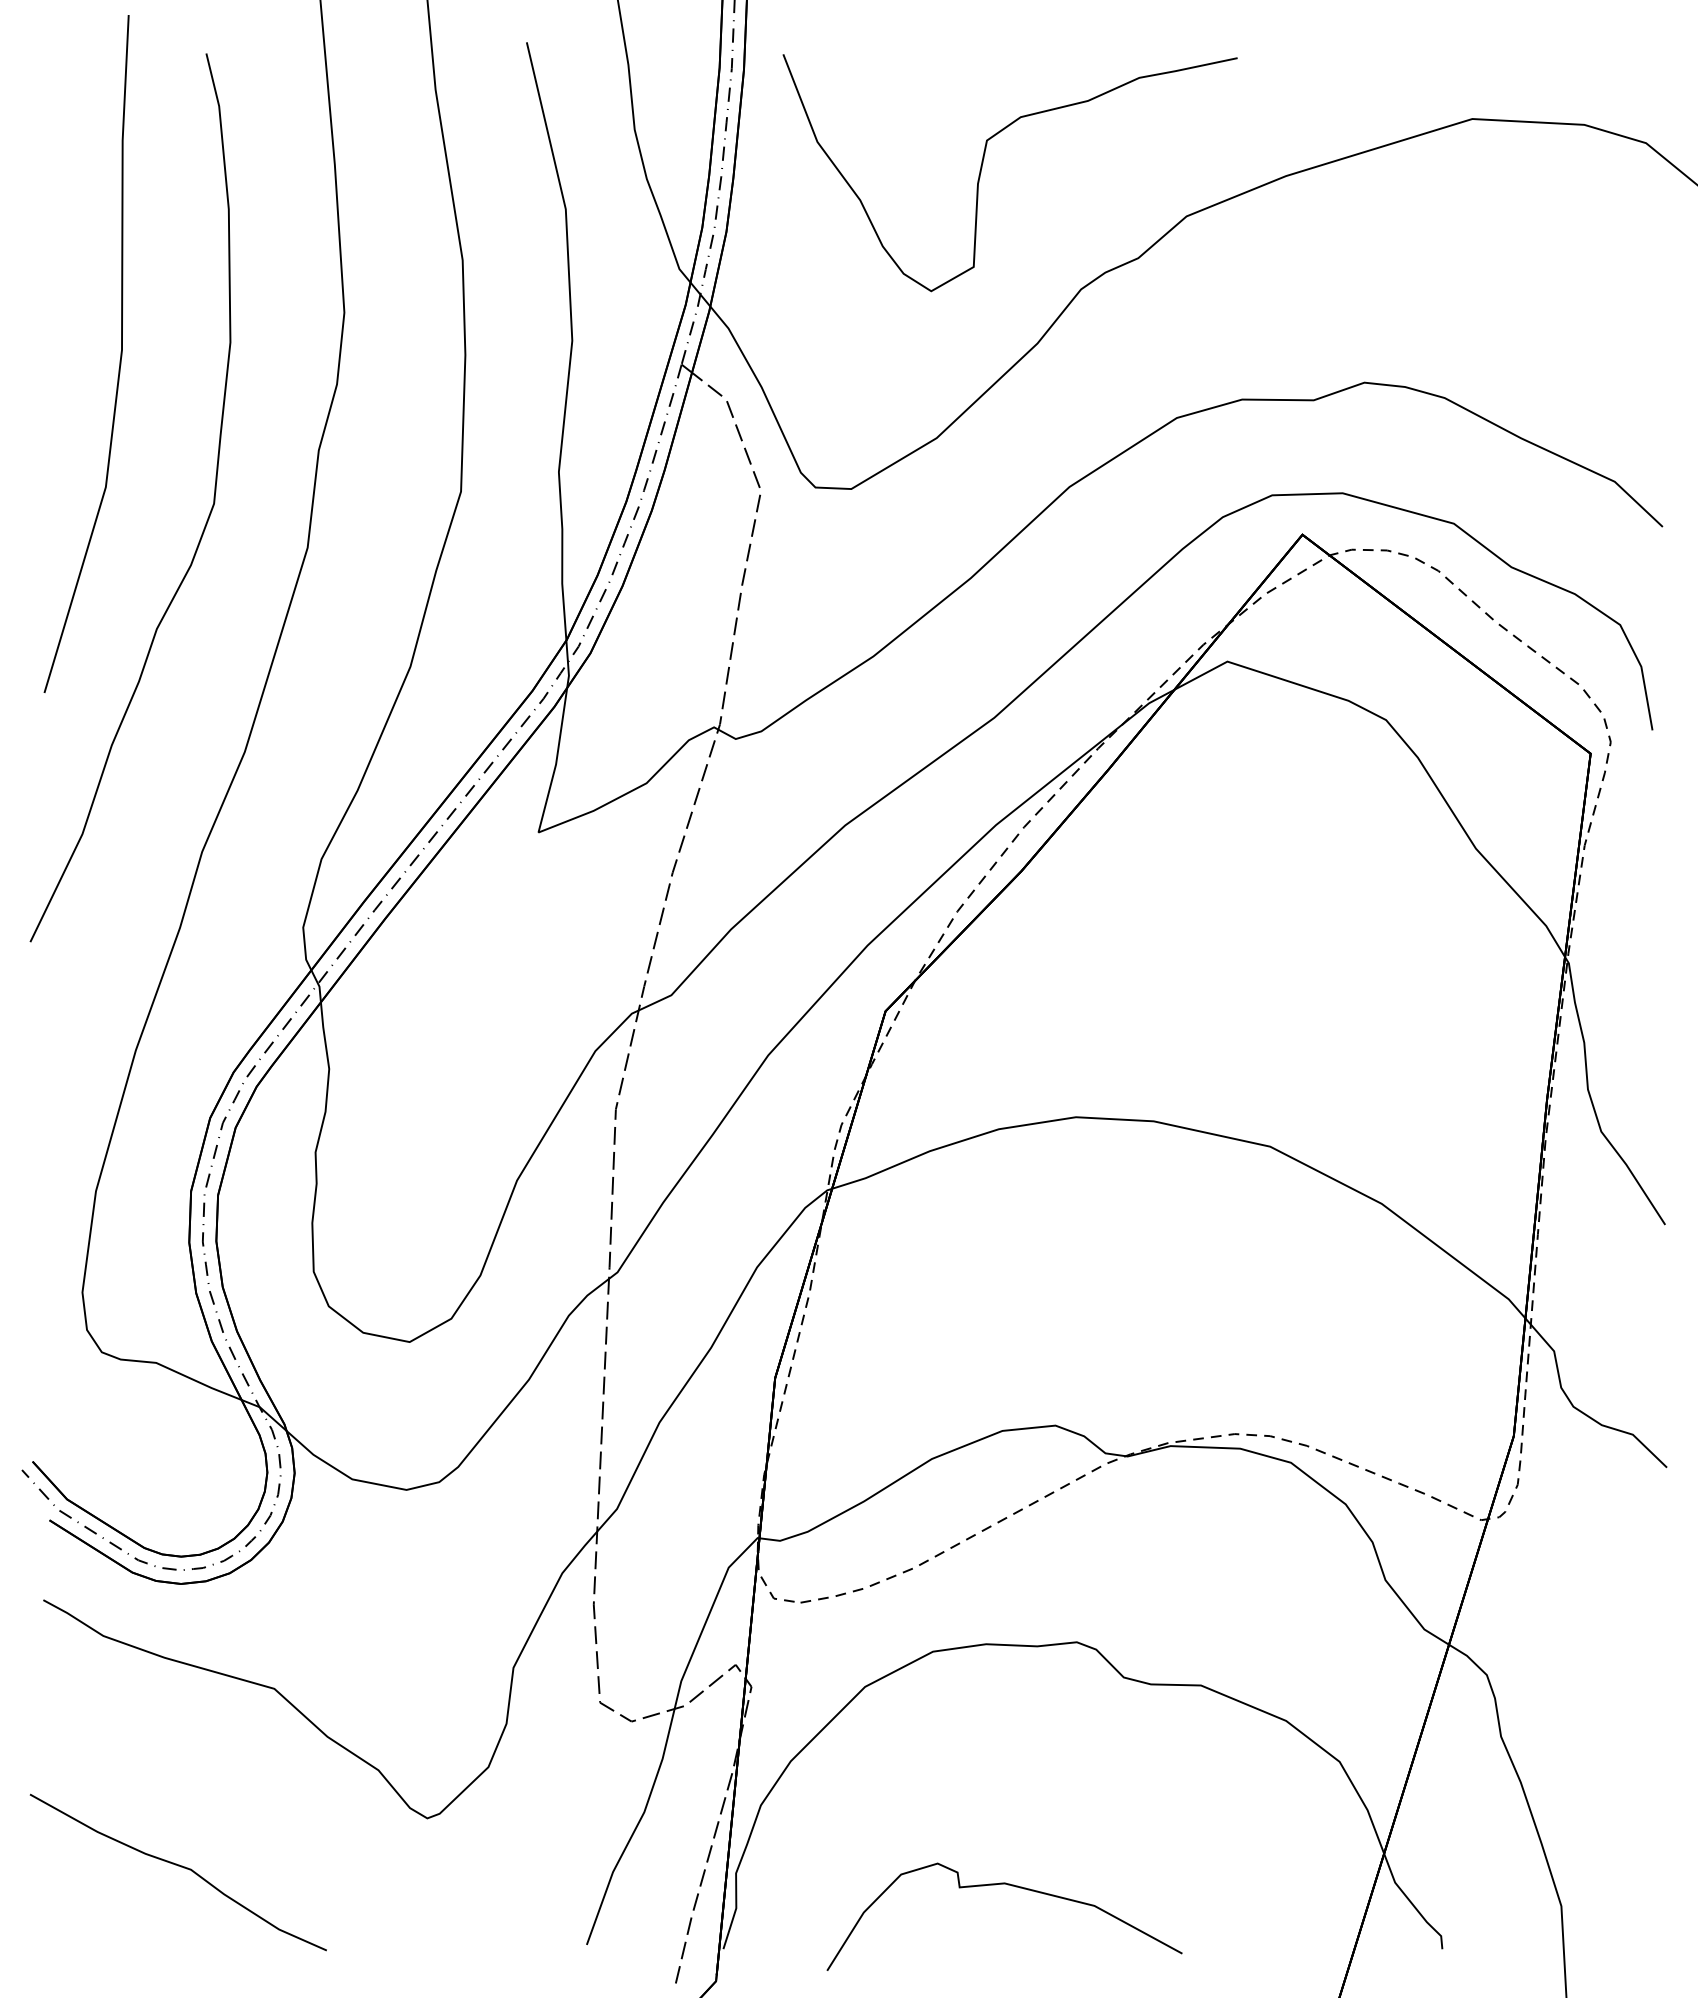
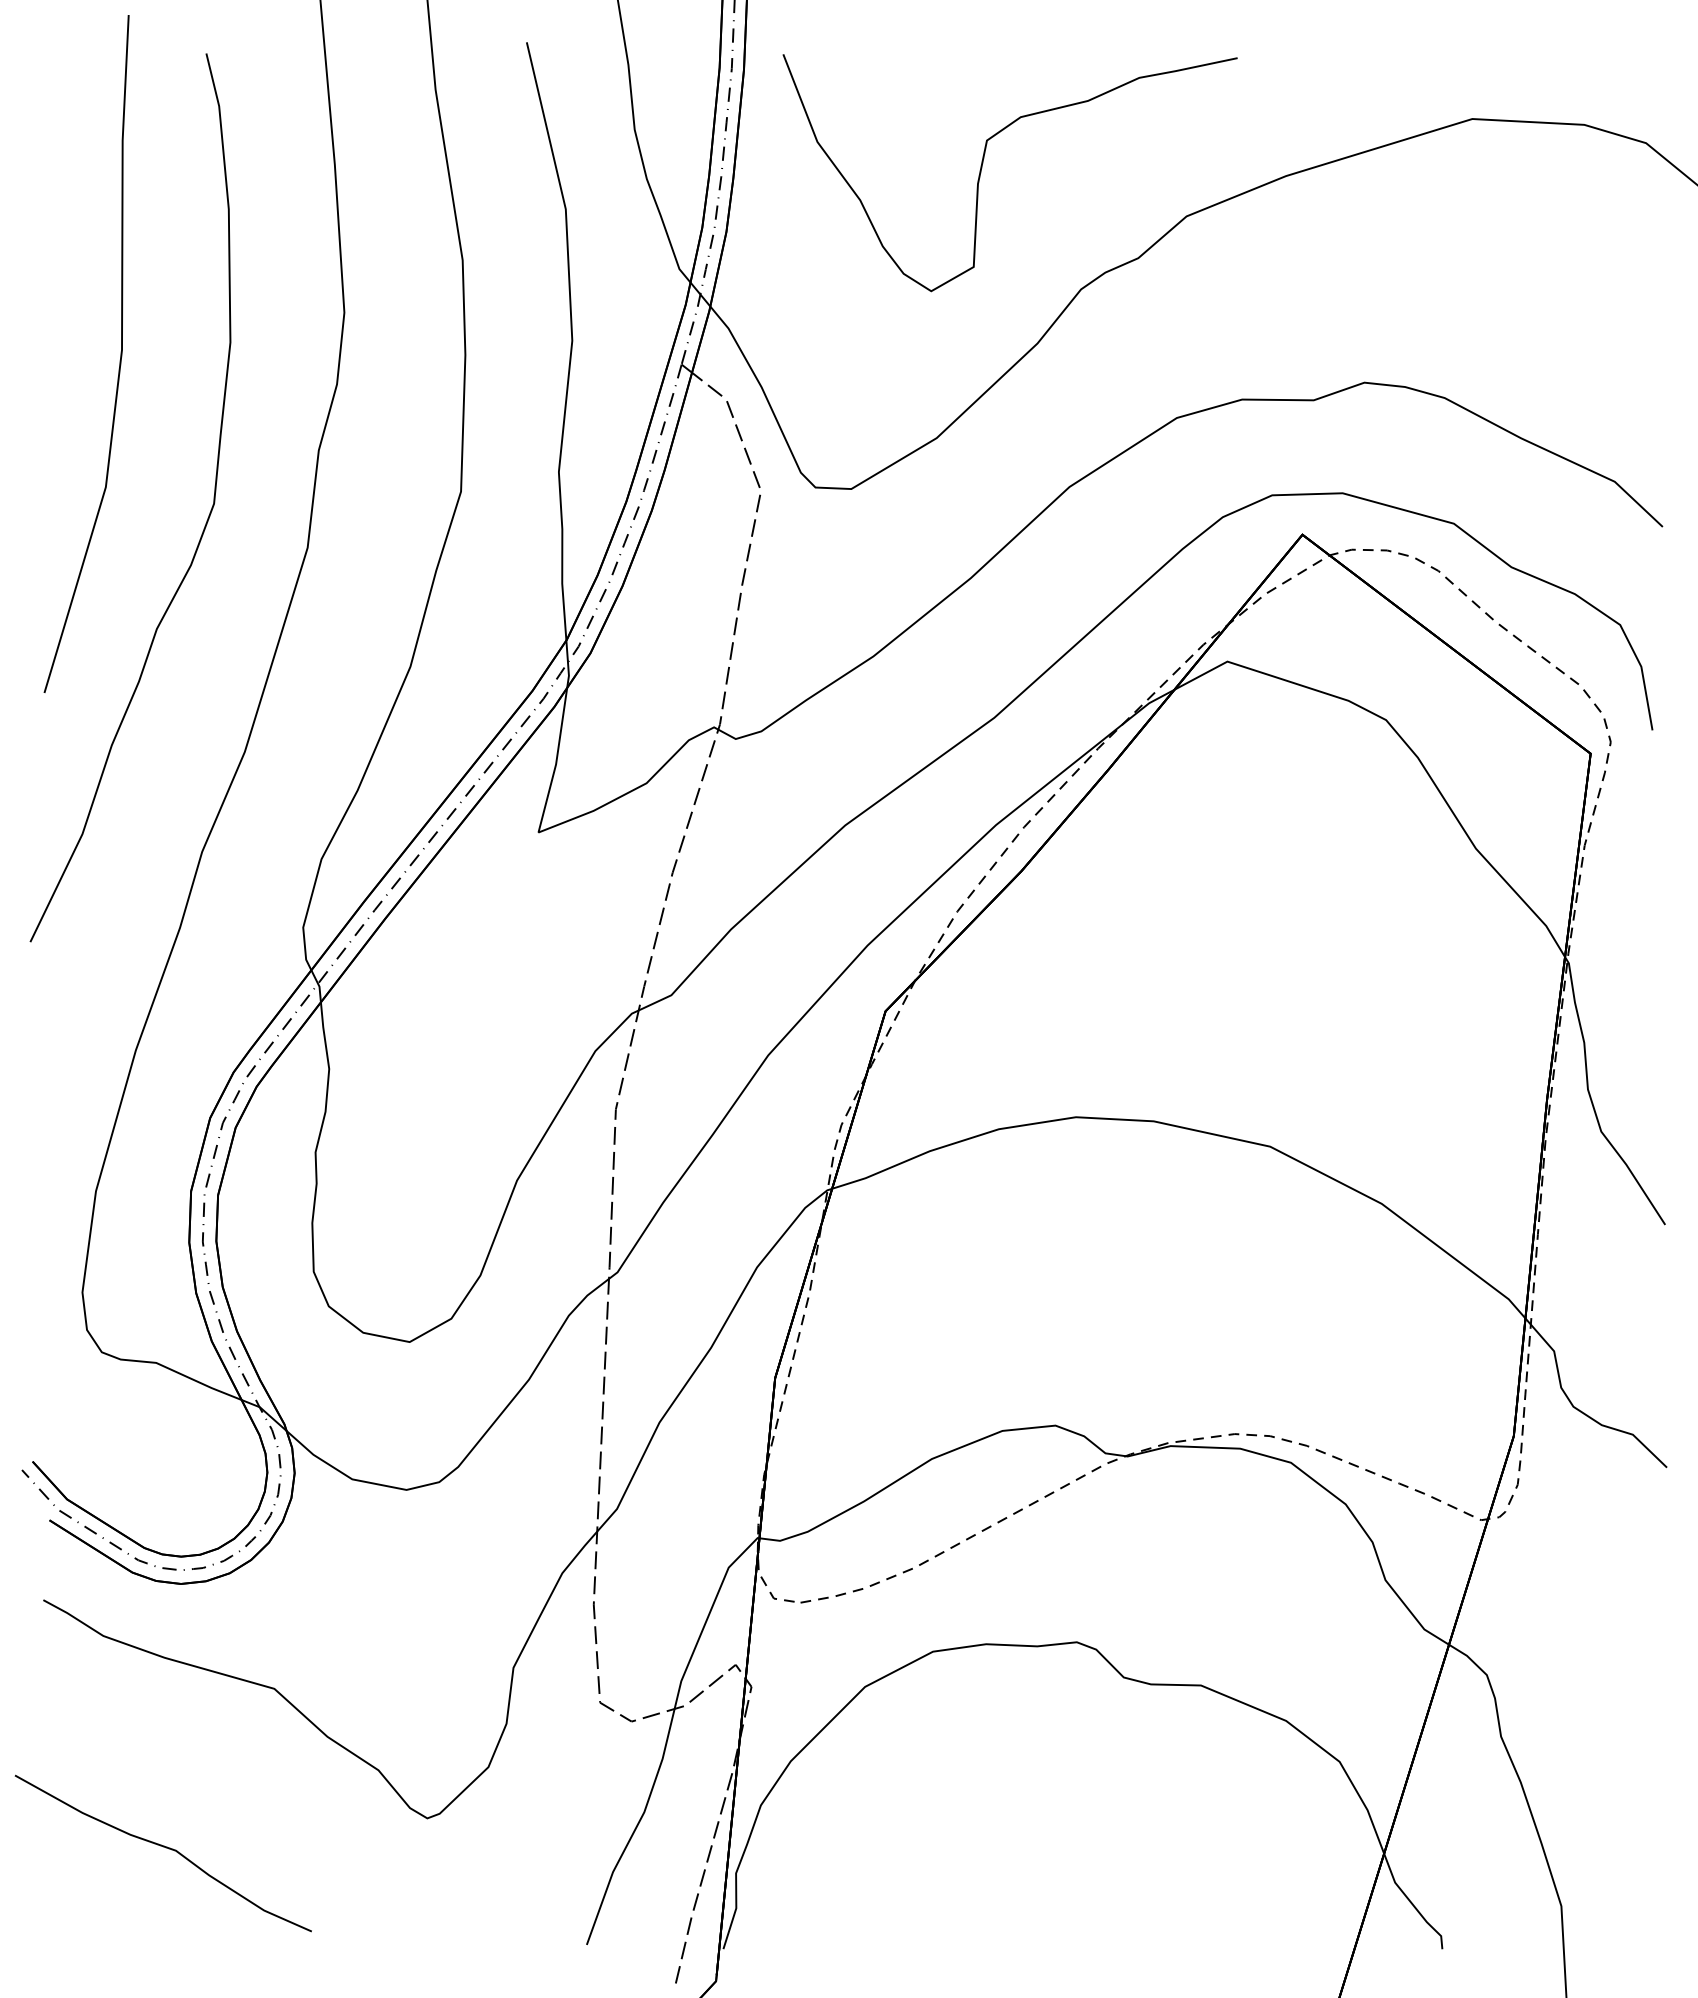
curve position: (178, 1866) -> (163, 1847) (163, 1847)
curve: present -> none (1012, 1886)
